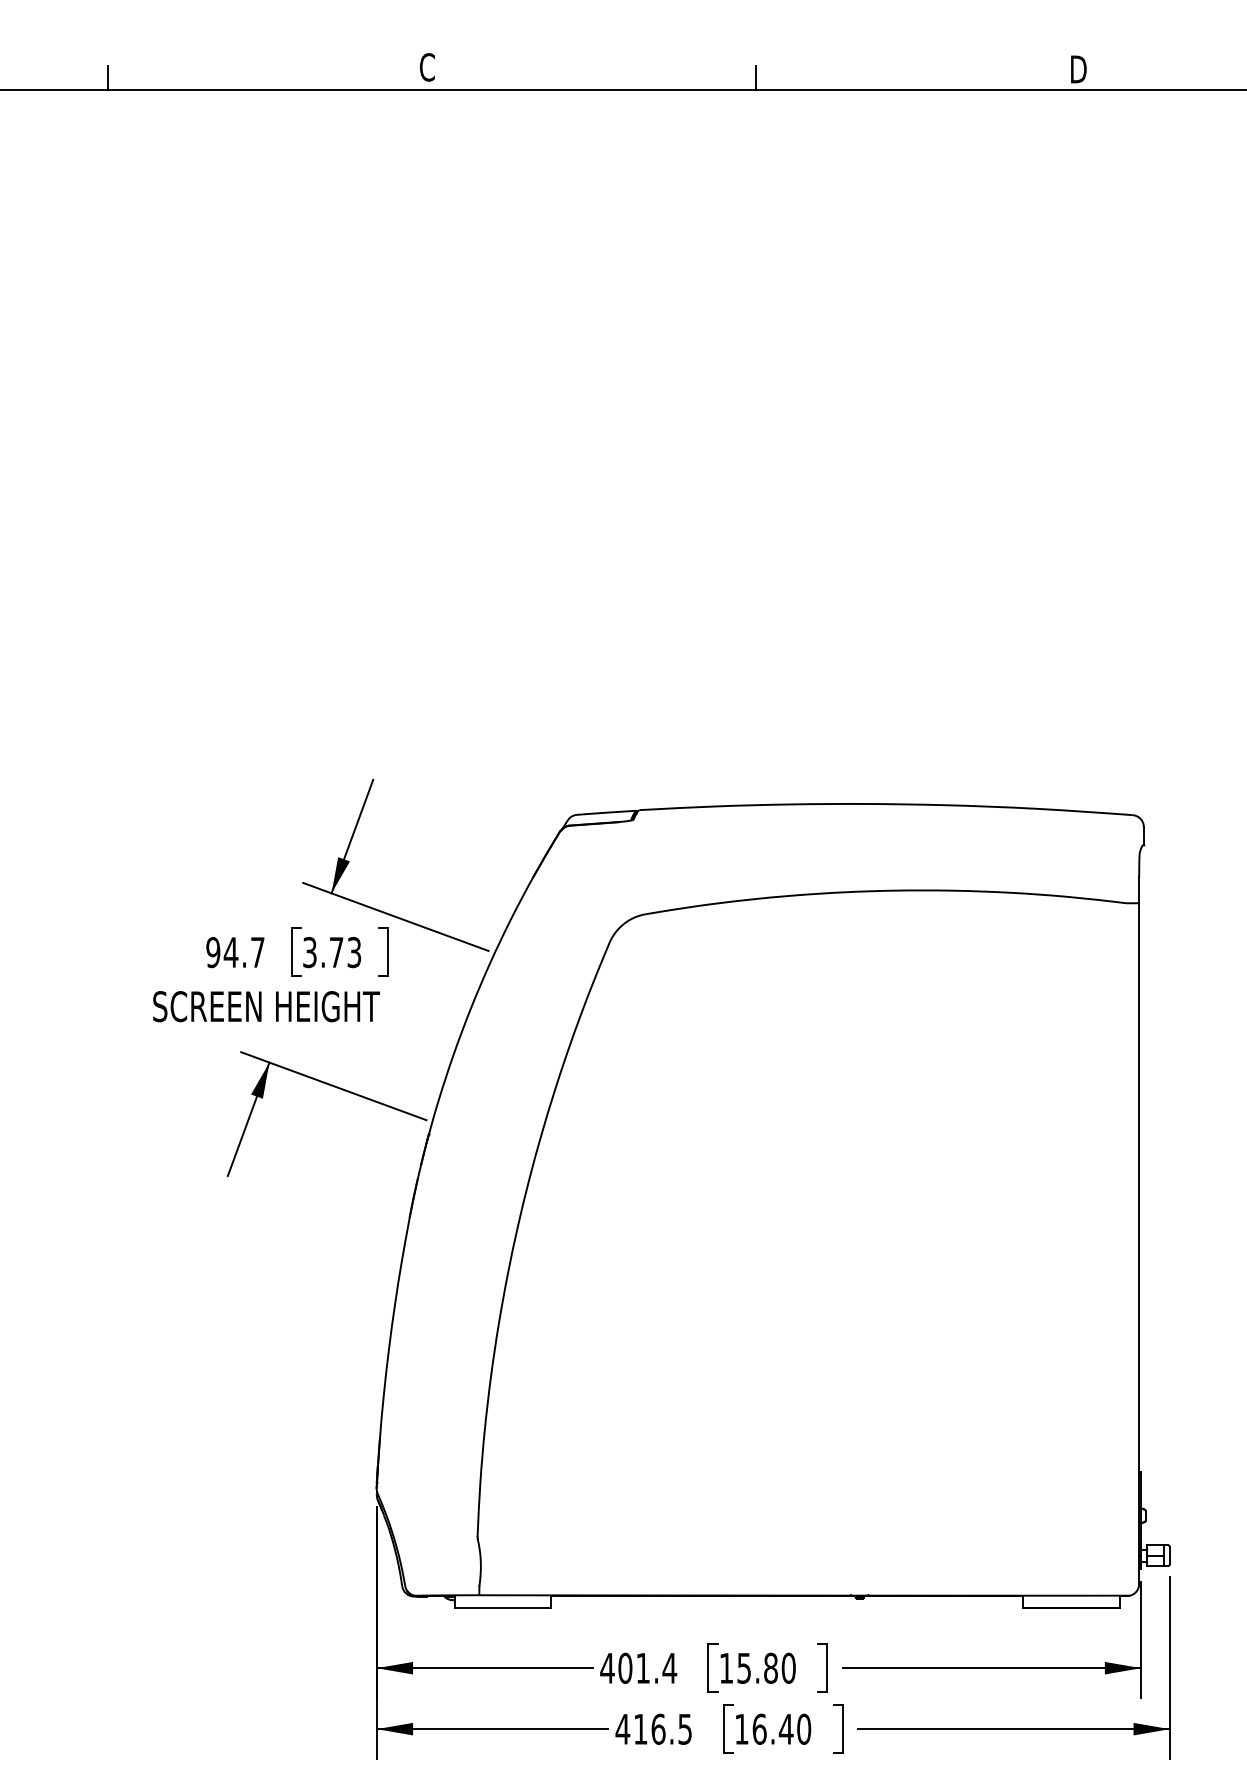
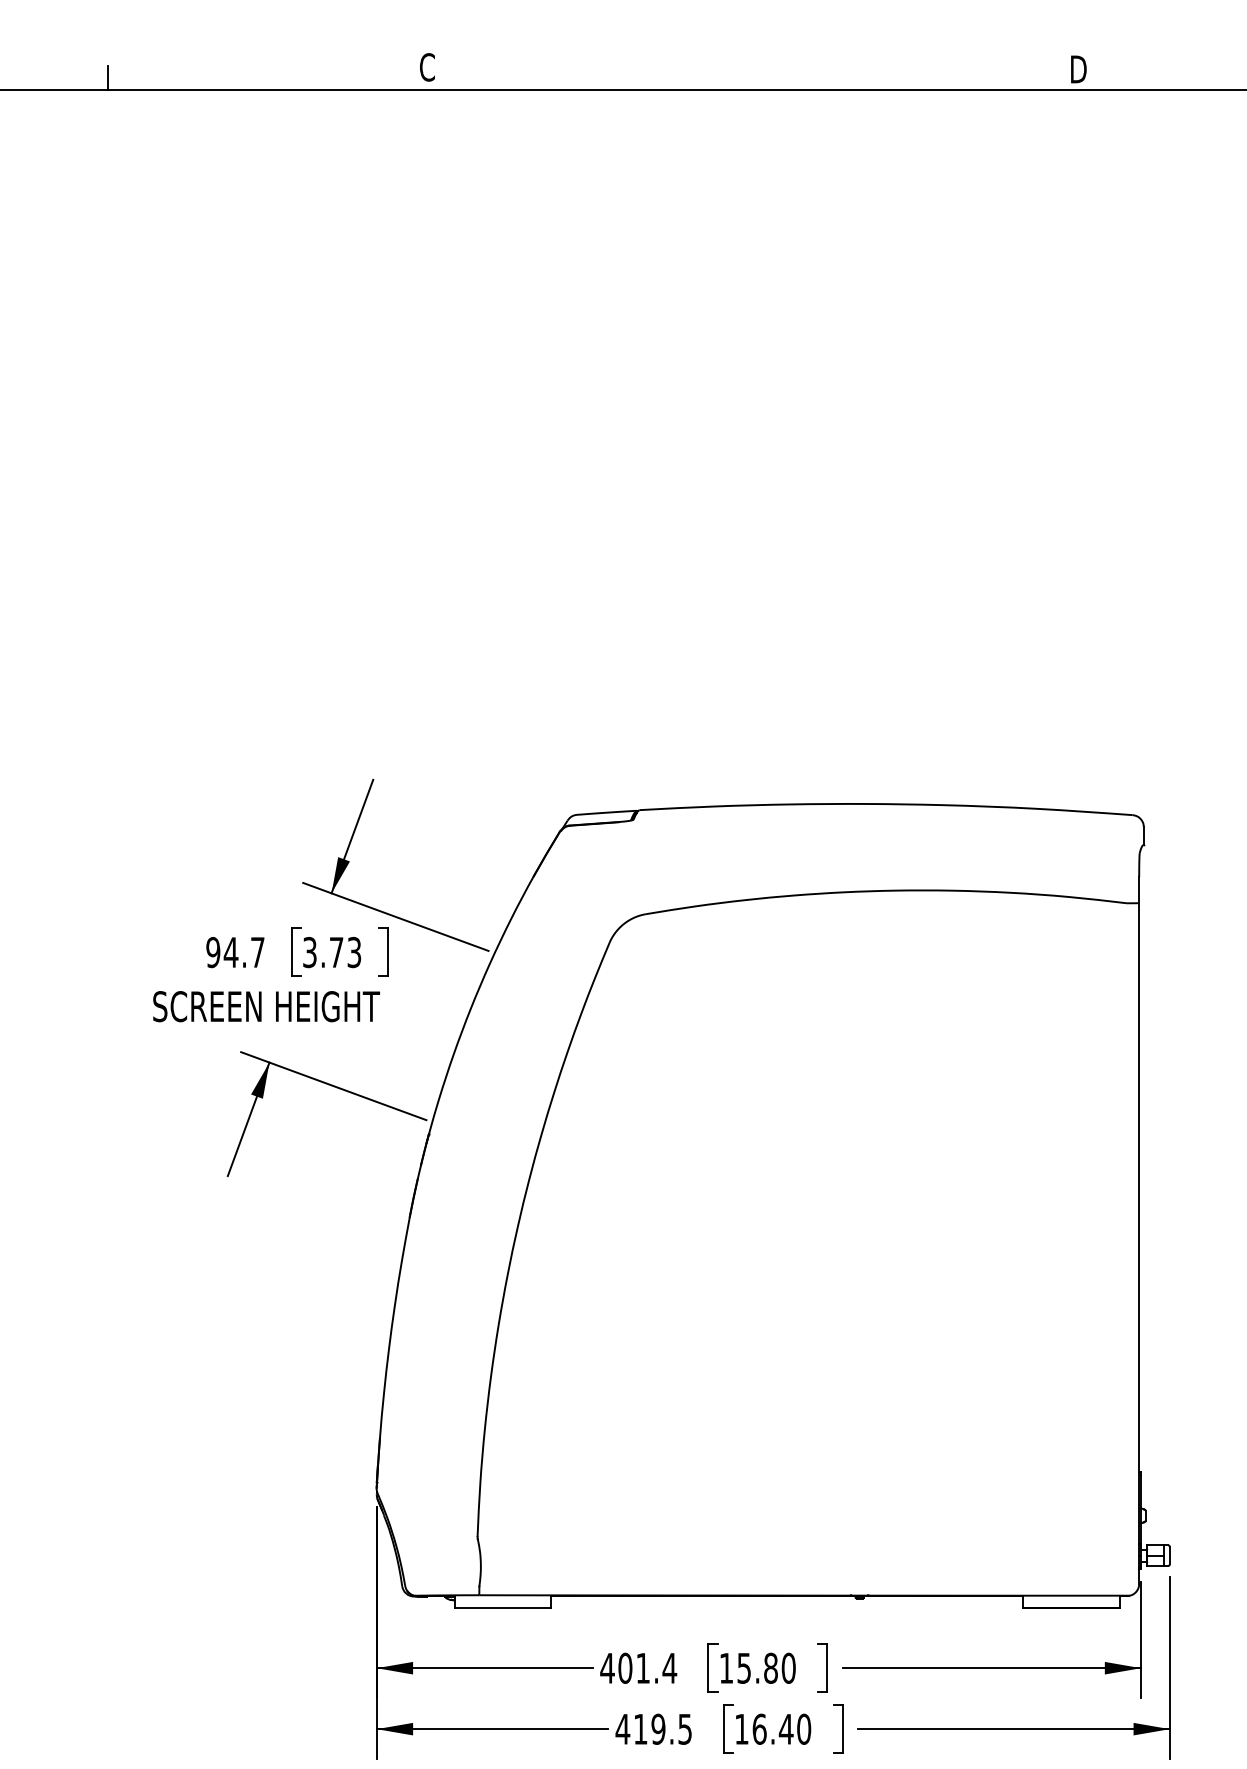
line: present -> none (756, 77)
text: 416.5 -> 419.5 (658, 1728)
